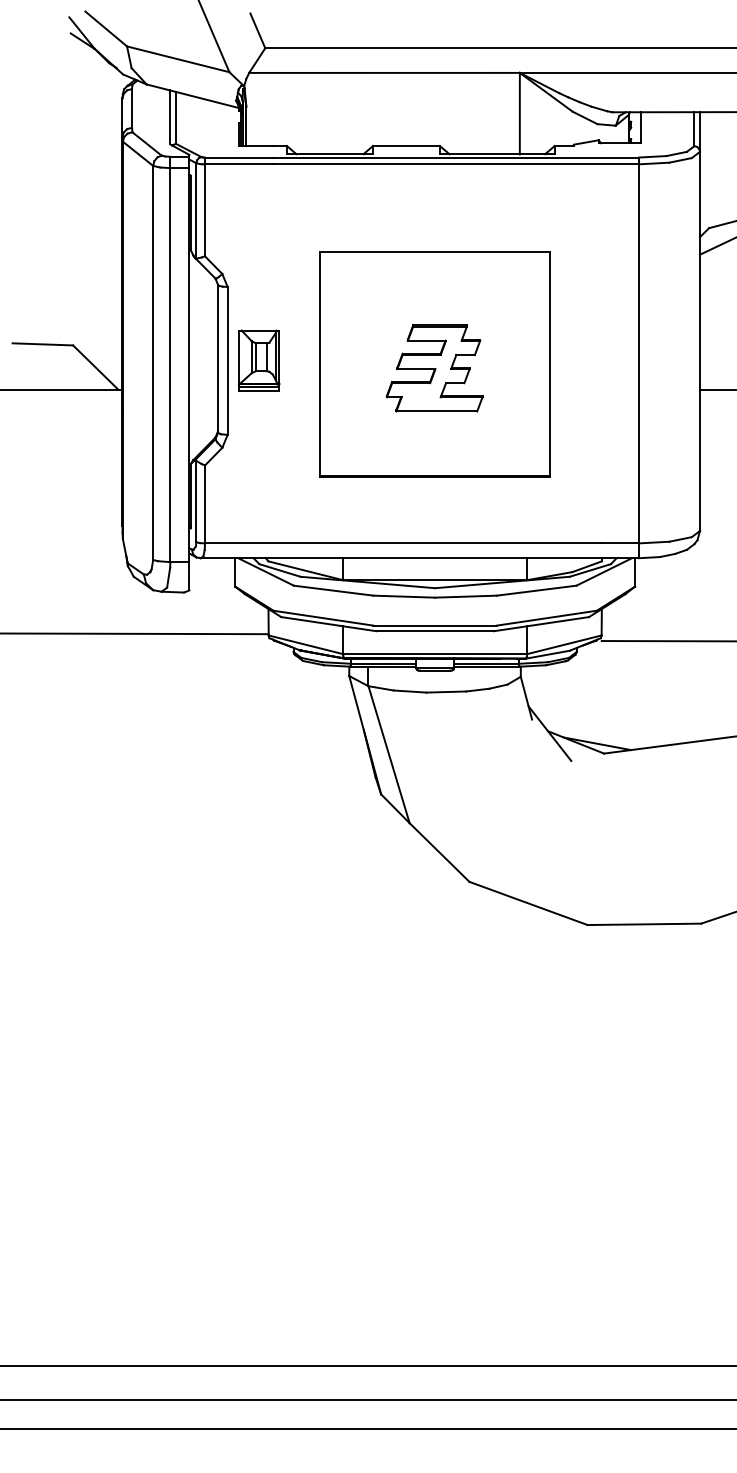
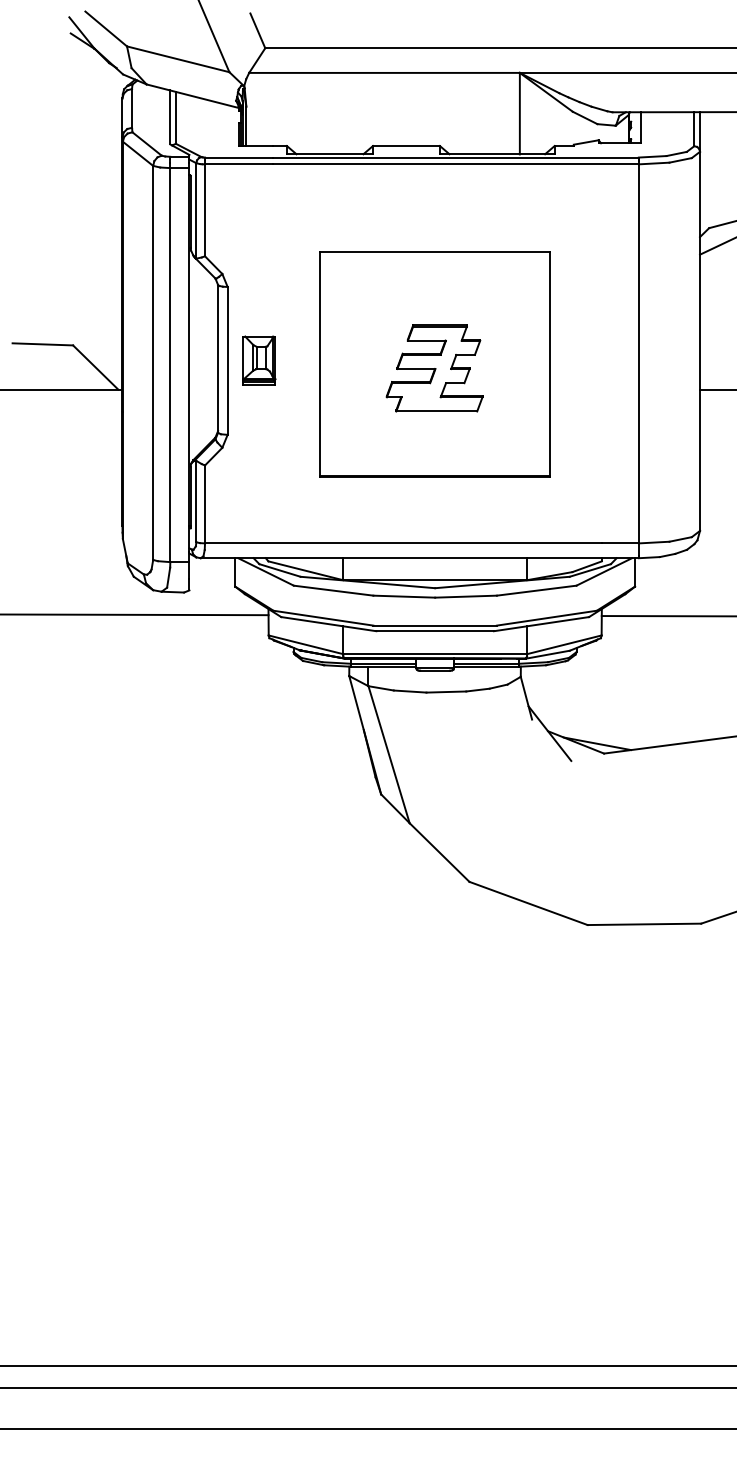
part size: 44x63 px -> 35x51 px (259, 360)
line position: (135, 633) -> (135, 614) (135, 614)
line position: (667, 641) -> (667, 616) (667, 616)
line position: (367, 1400) -> (367, 1388) (367, 1388)
